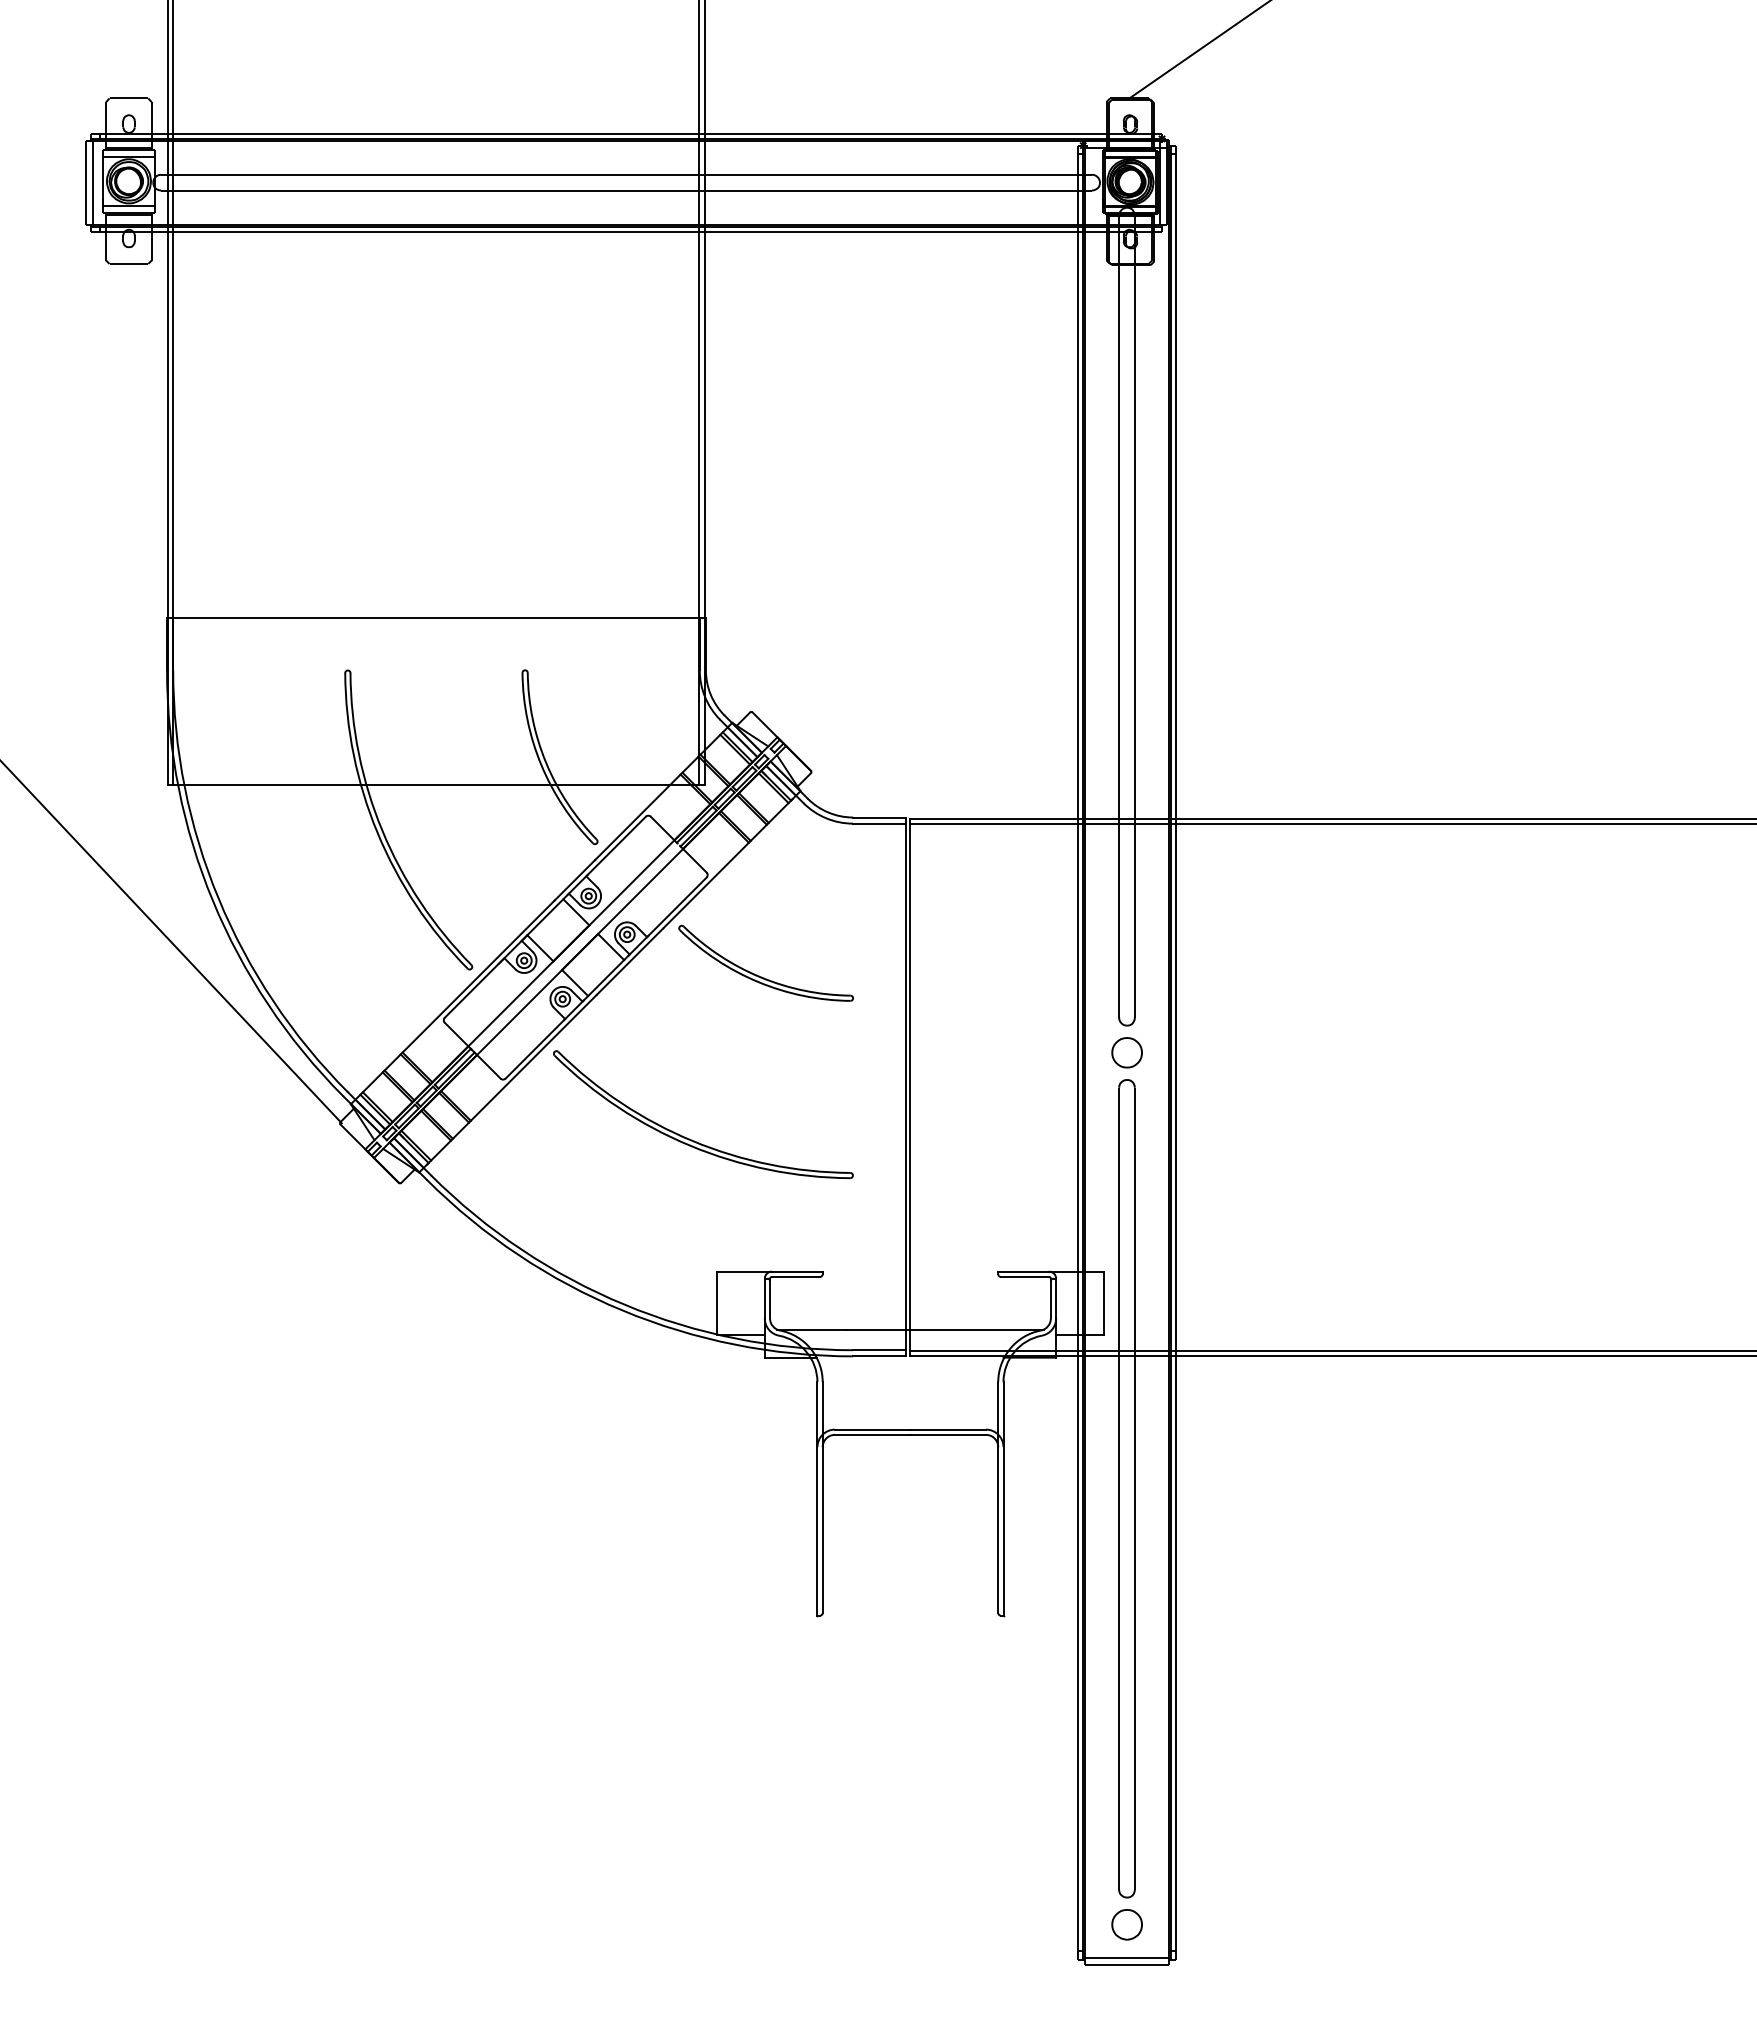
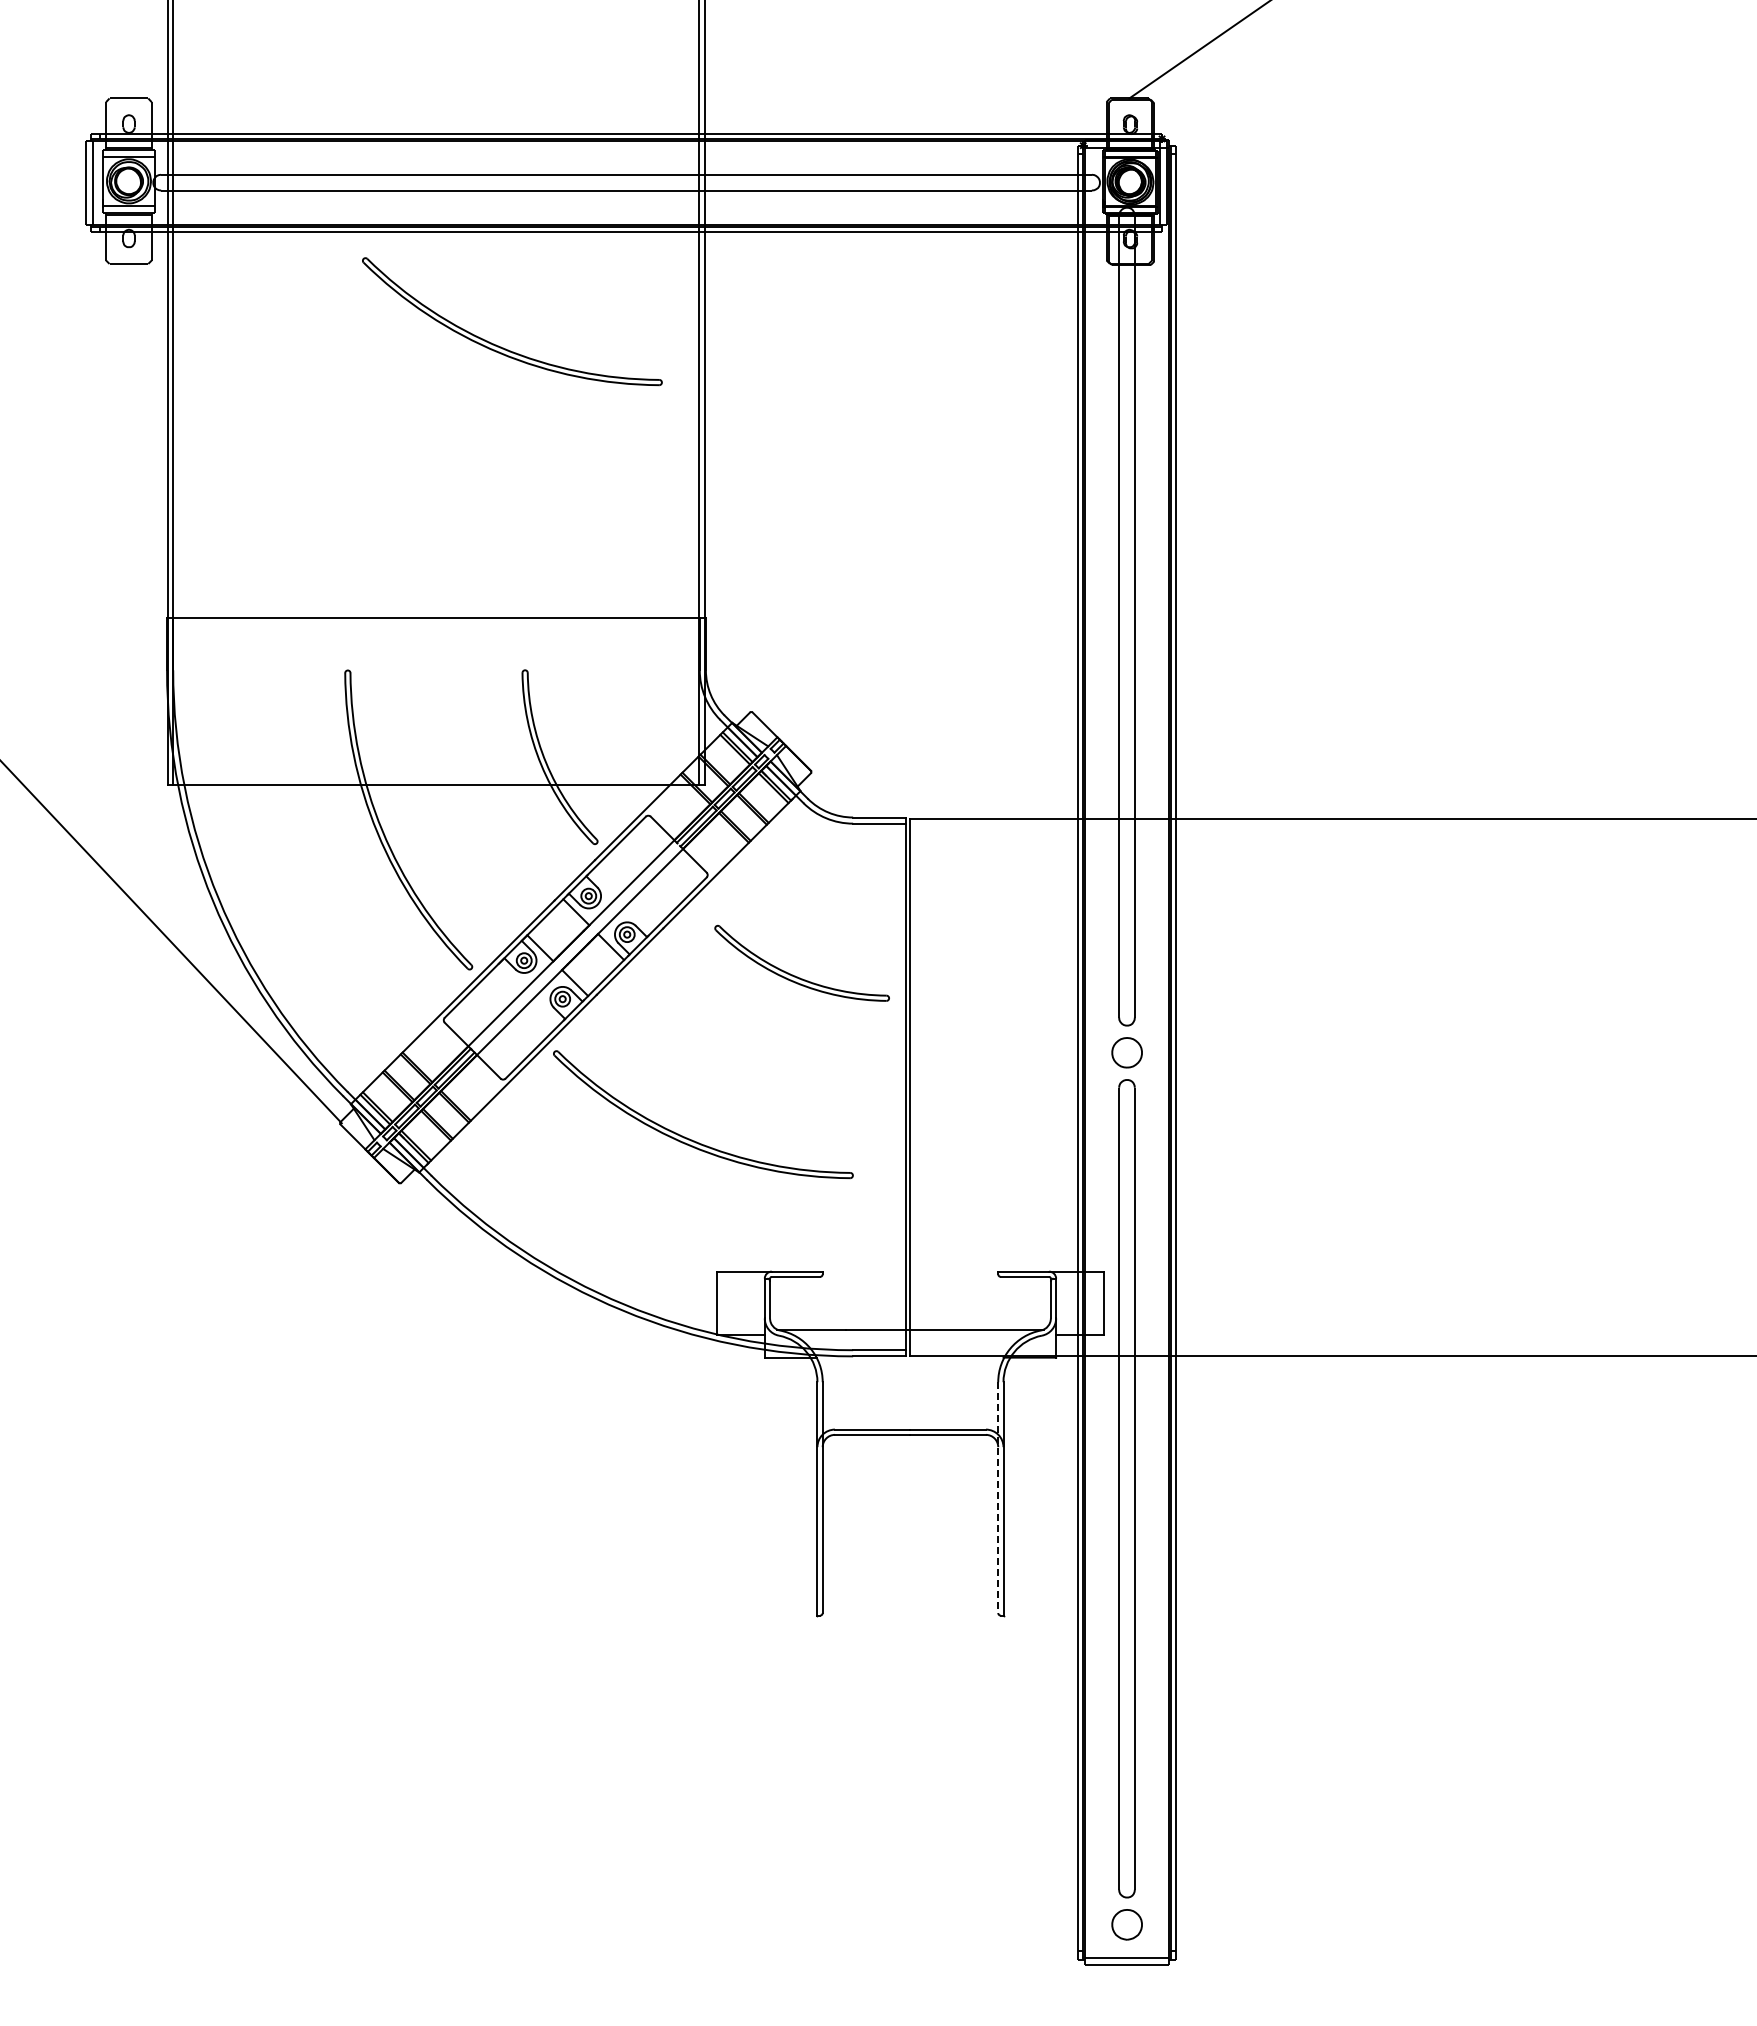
part: none -> present (501, 346)
line: present -> none (1331, 824)
part position: (759, 975) -> (795, 975) (795, 975)
line: present -> none (1331, 1350)
line: solid -> dashed (998, 1498)
